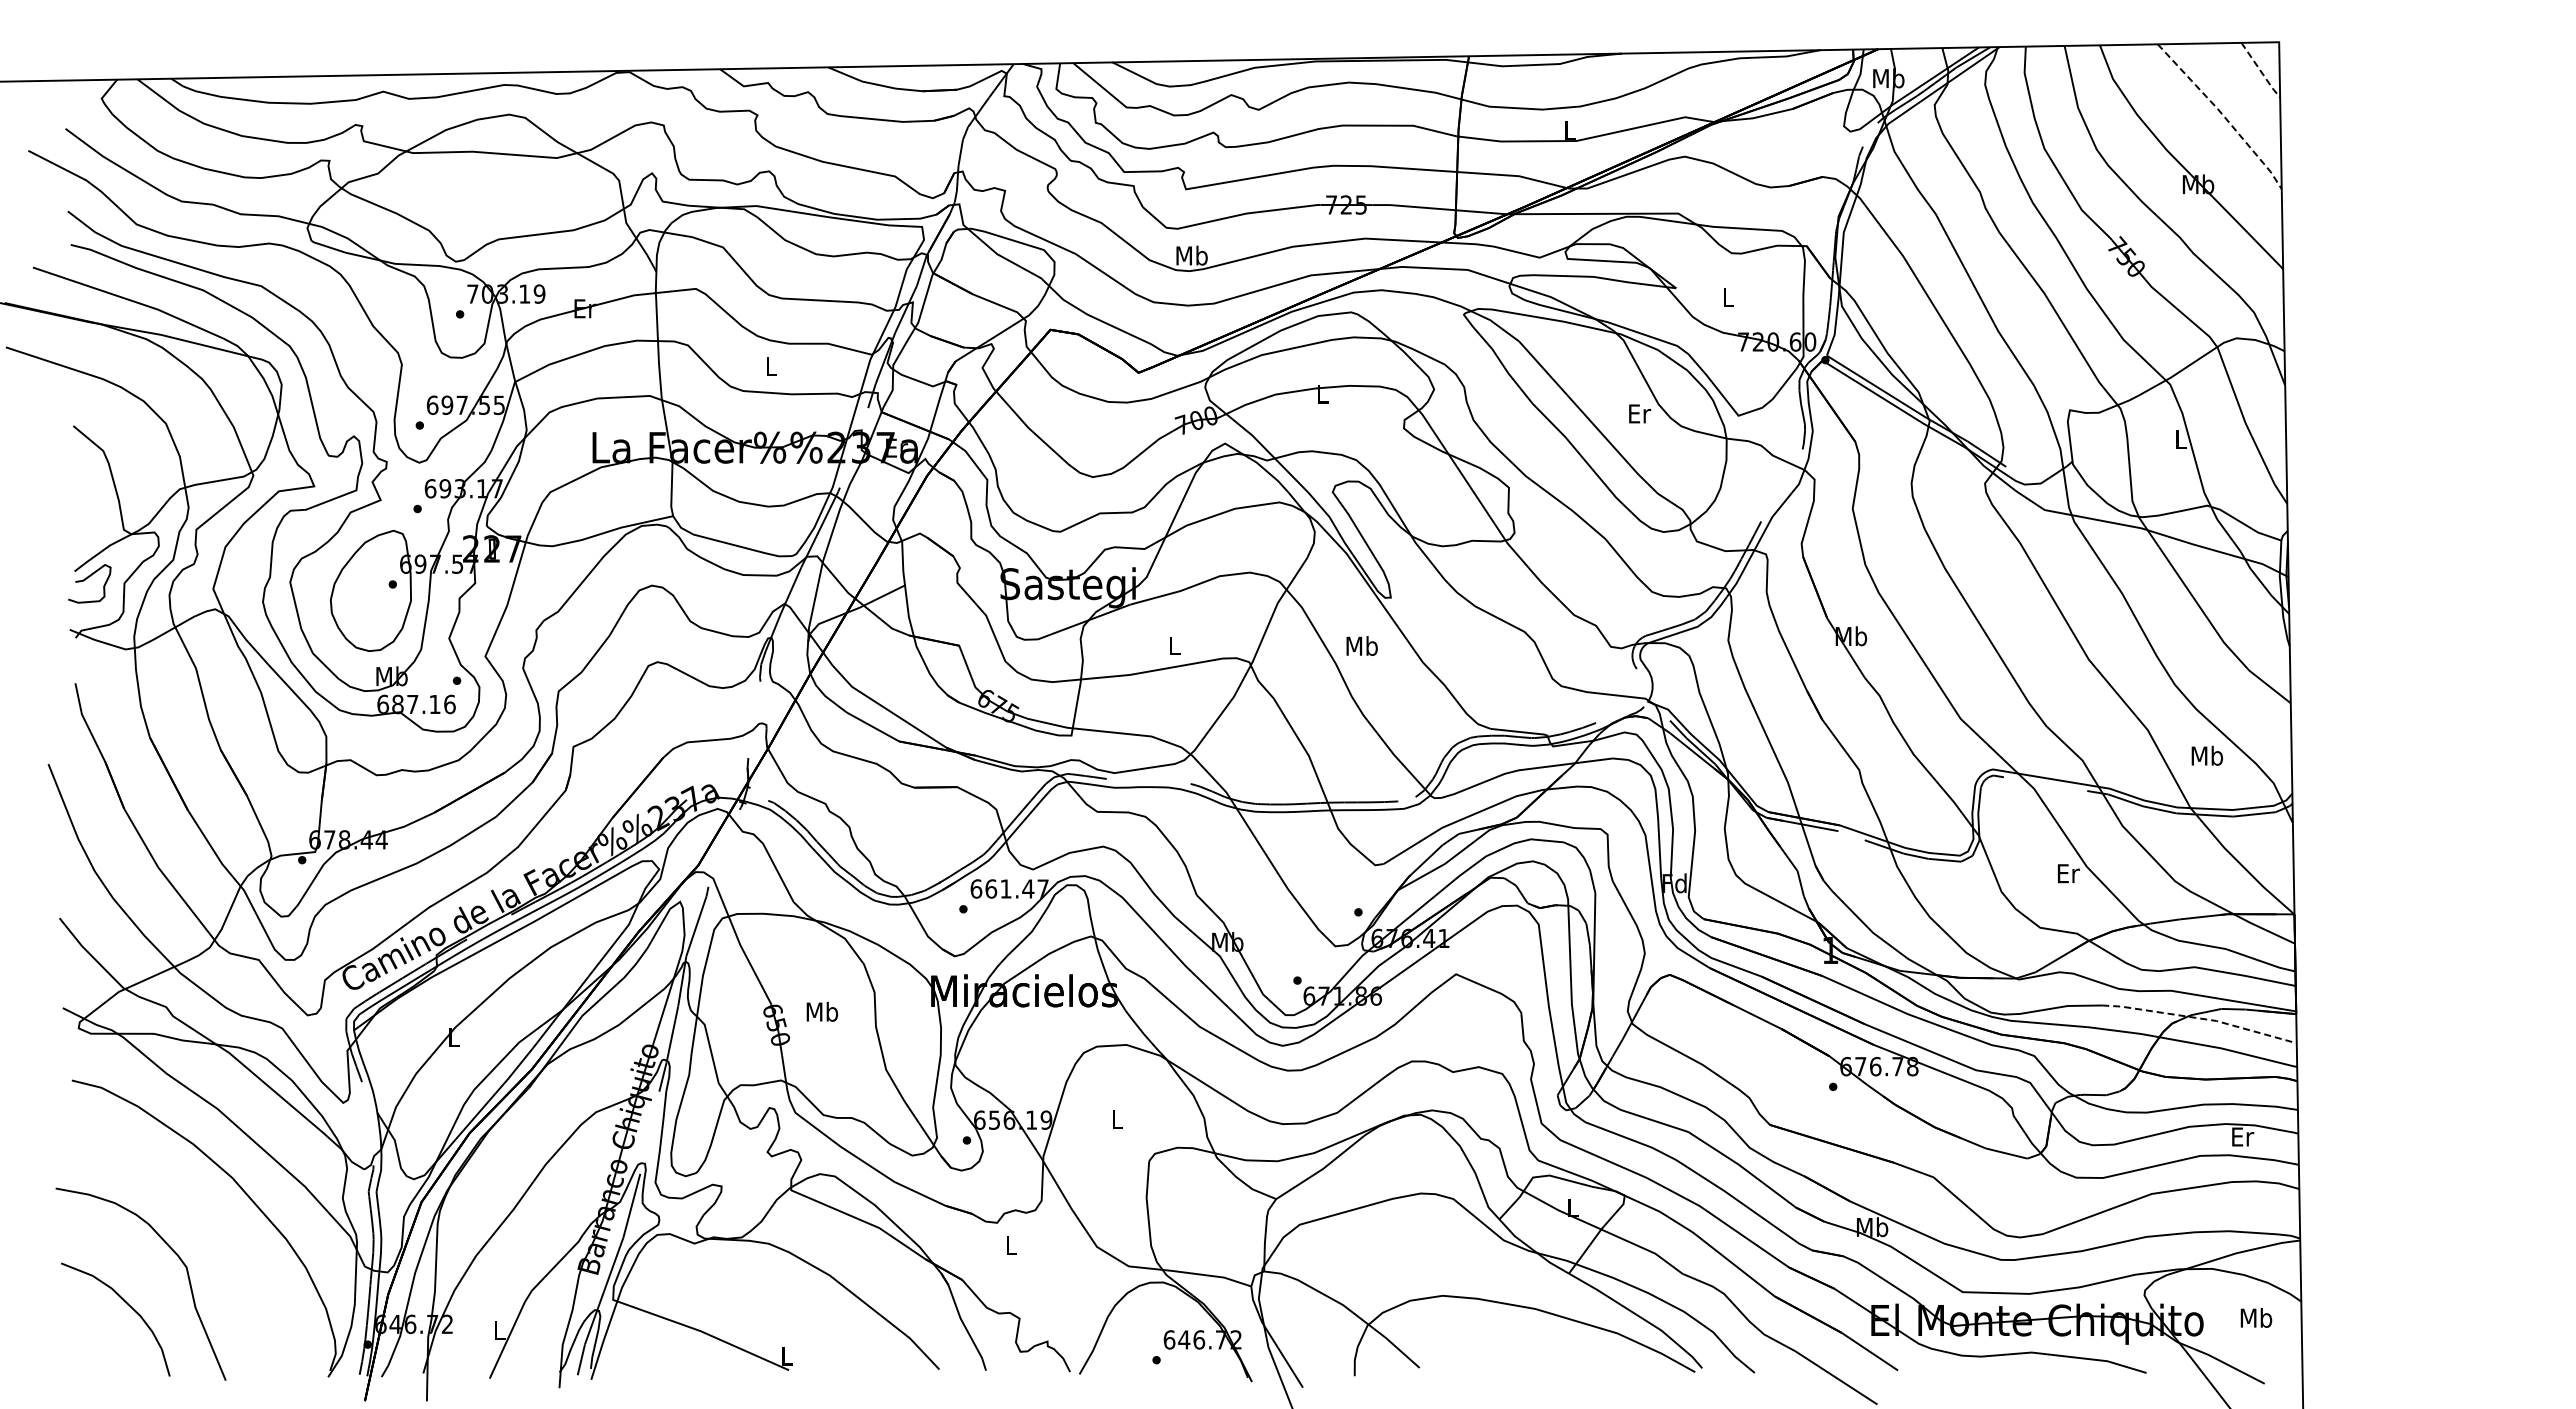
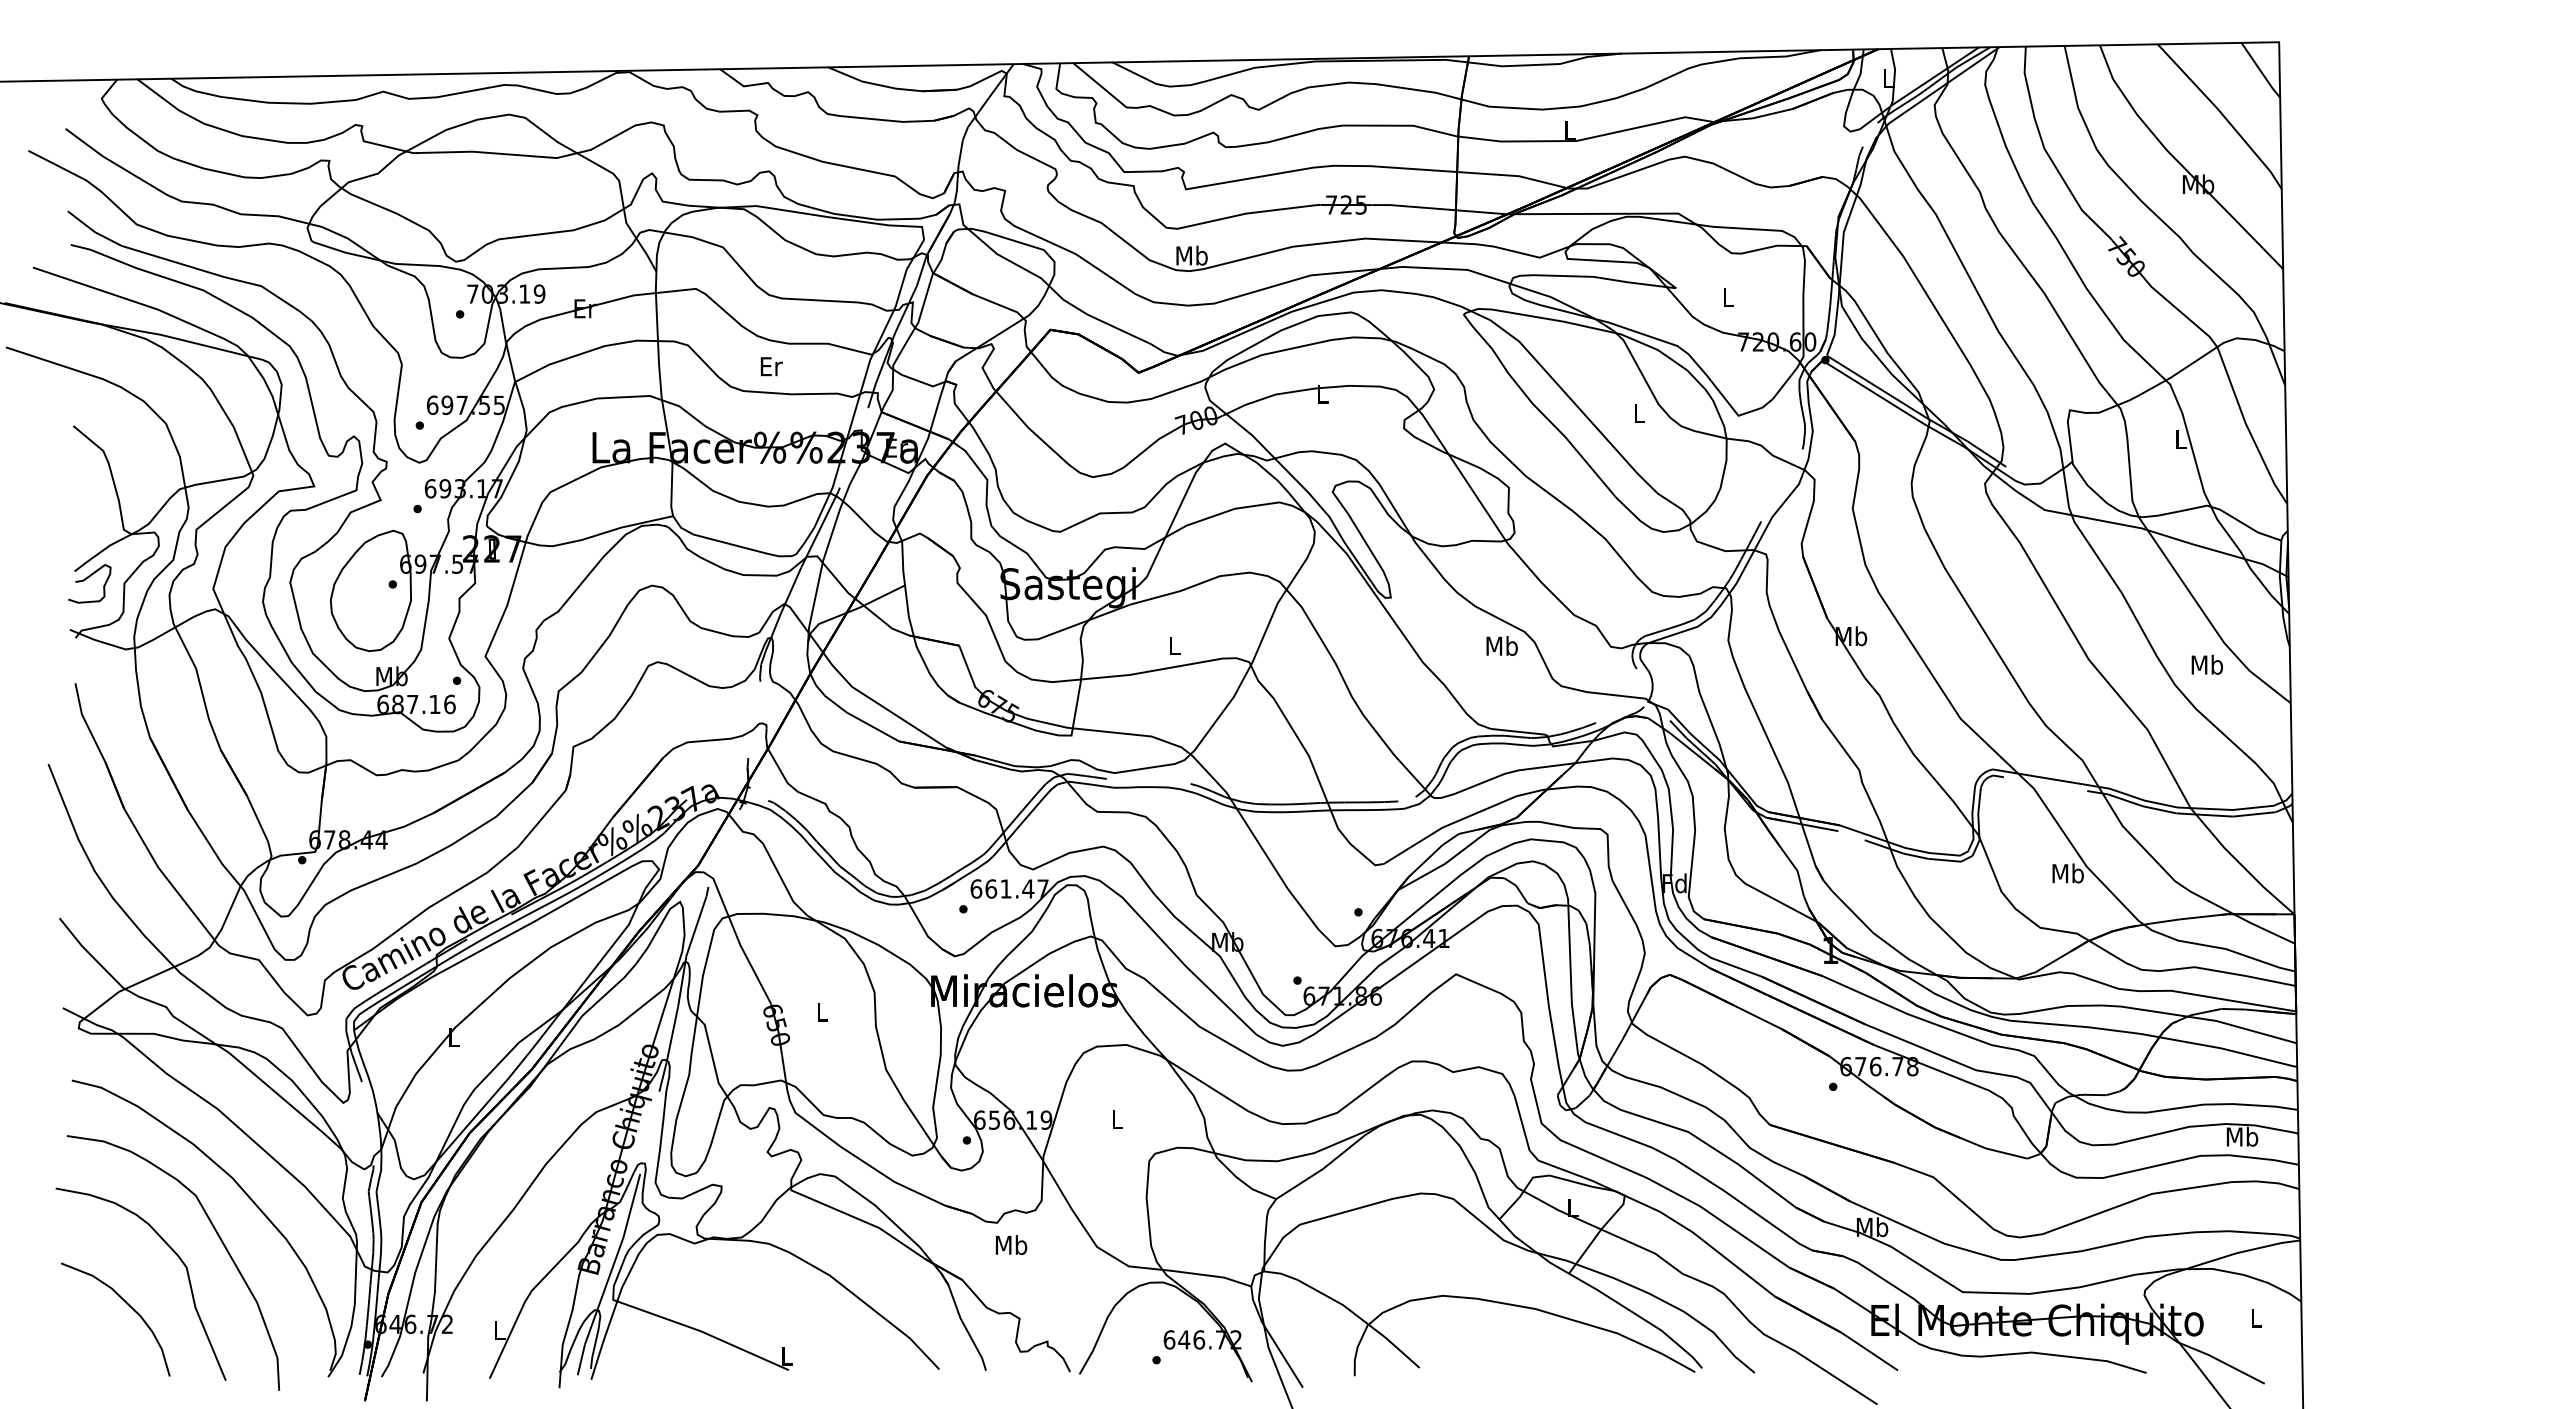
line: dashed -> solid (2261, 71)
text: Mb -> L (1888, 78)
line: dashed -> solid (2222, 114)
text: L -> Er (771, 366)
text: Er -> L (1640, 413)
text position: (1361, 645) -> (1501, 645) (1501, 645)
text position: (2207, 755) -> (2207, 664) (2207, 664)
text: Er -> Mb (2067, 873)
text: Mb -> L (822, 1011)
line: dashed -> solid (2200, 1018)
text: Er -> Mb (2242, 1136)
curve: none -> present (219, 1239)
text: L -> Mb (1011, 1245)
text: Mb -> L (2256, 1317)
